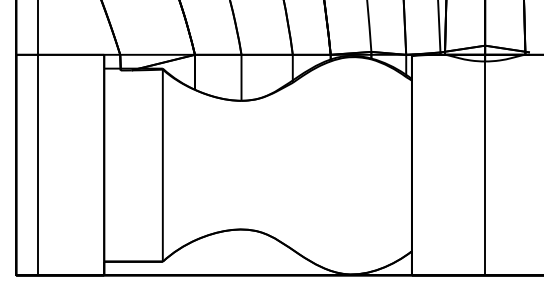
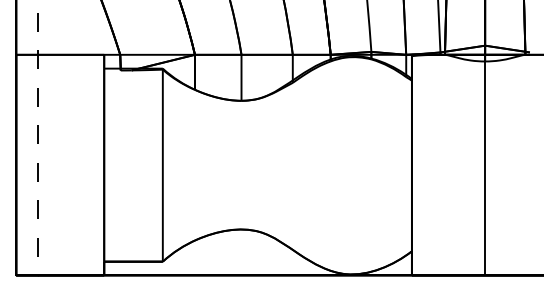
line: solid -> dashed (38, 138)
